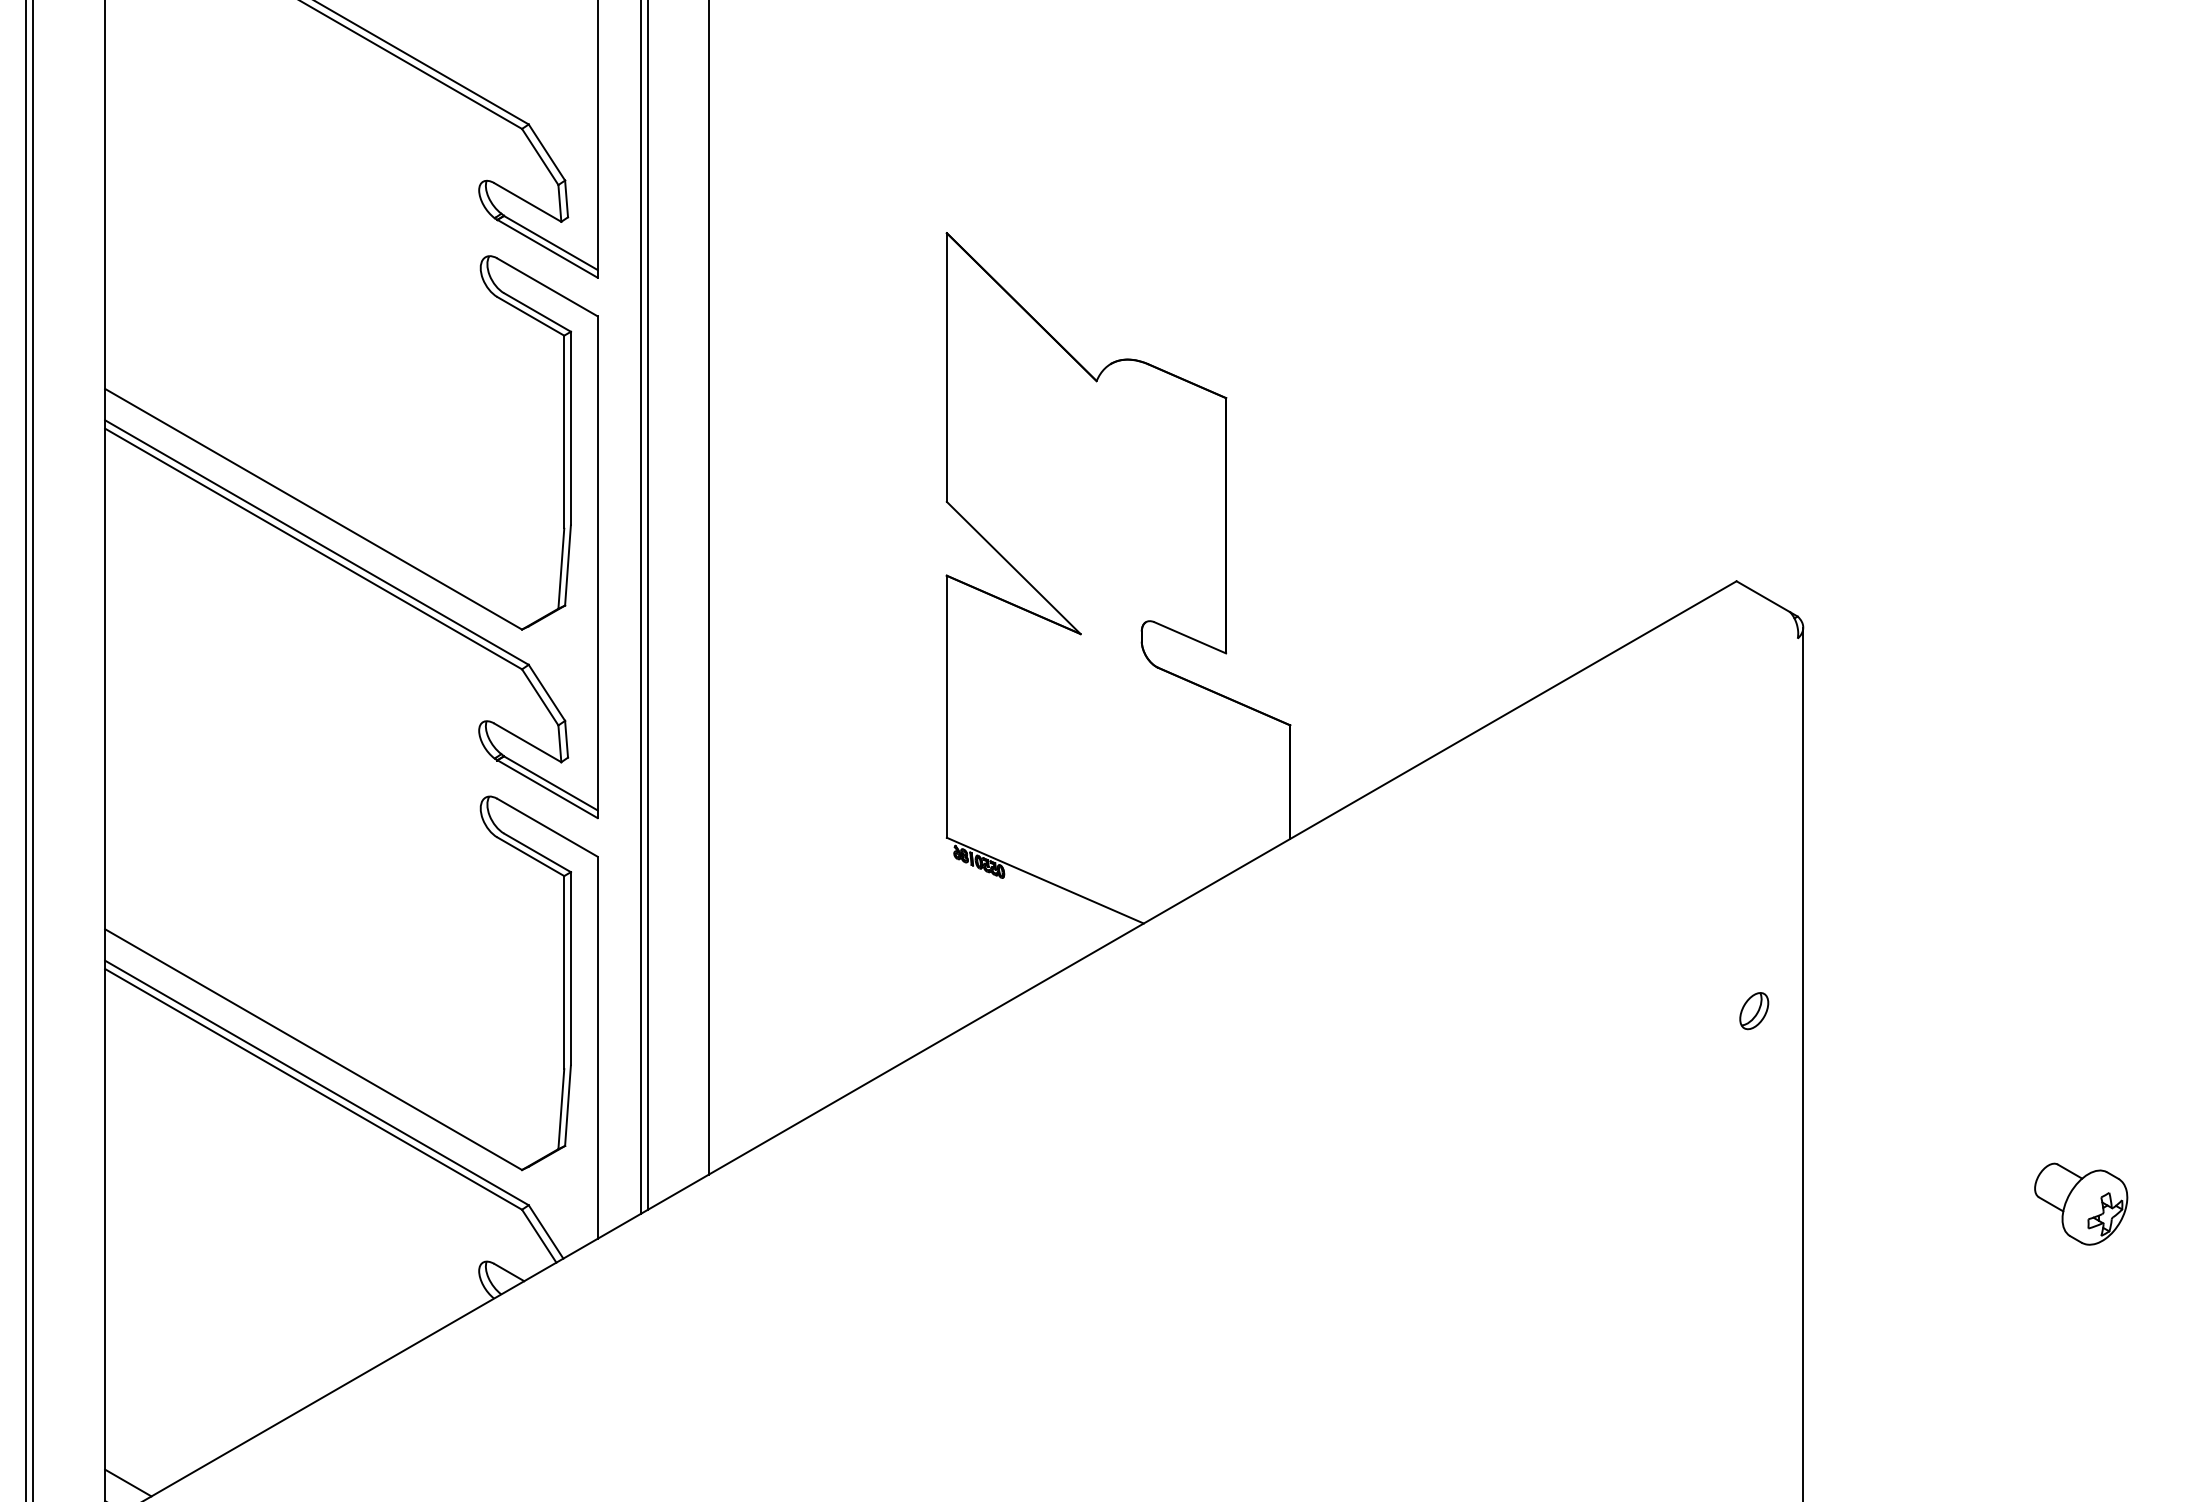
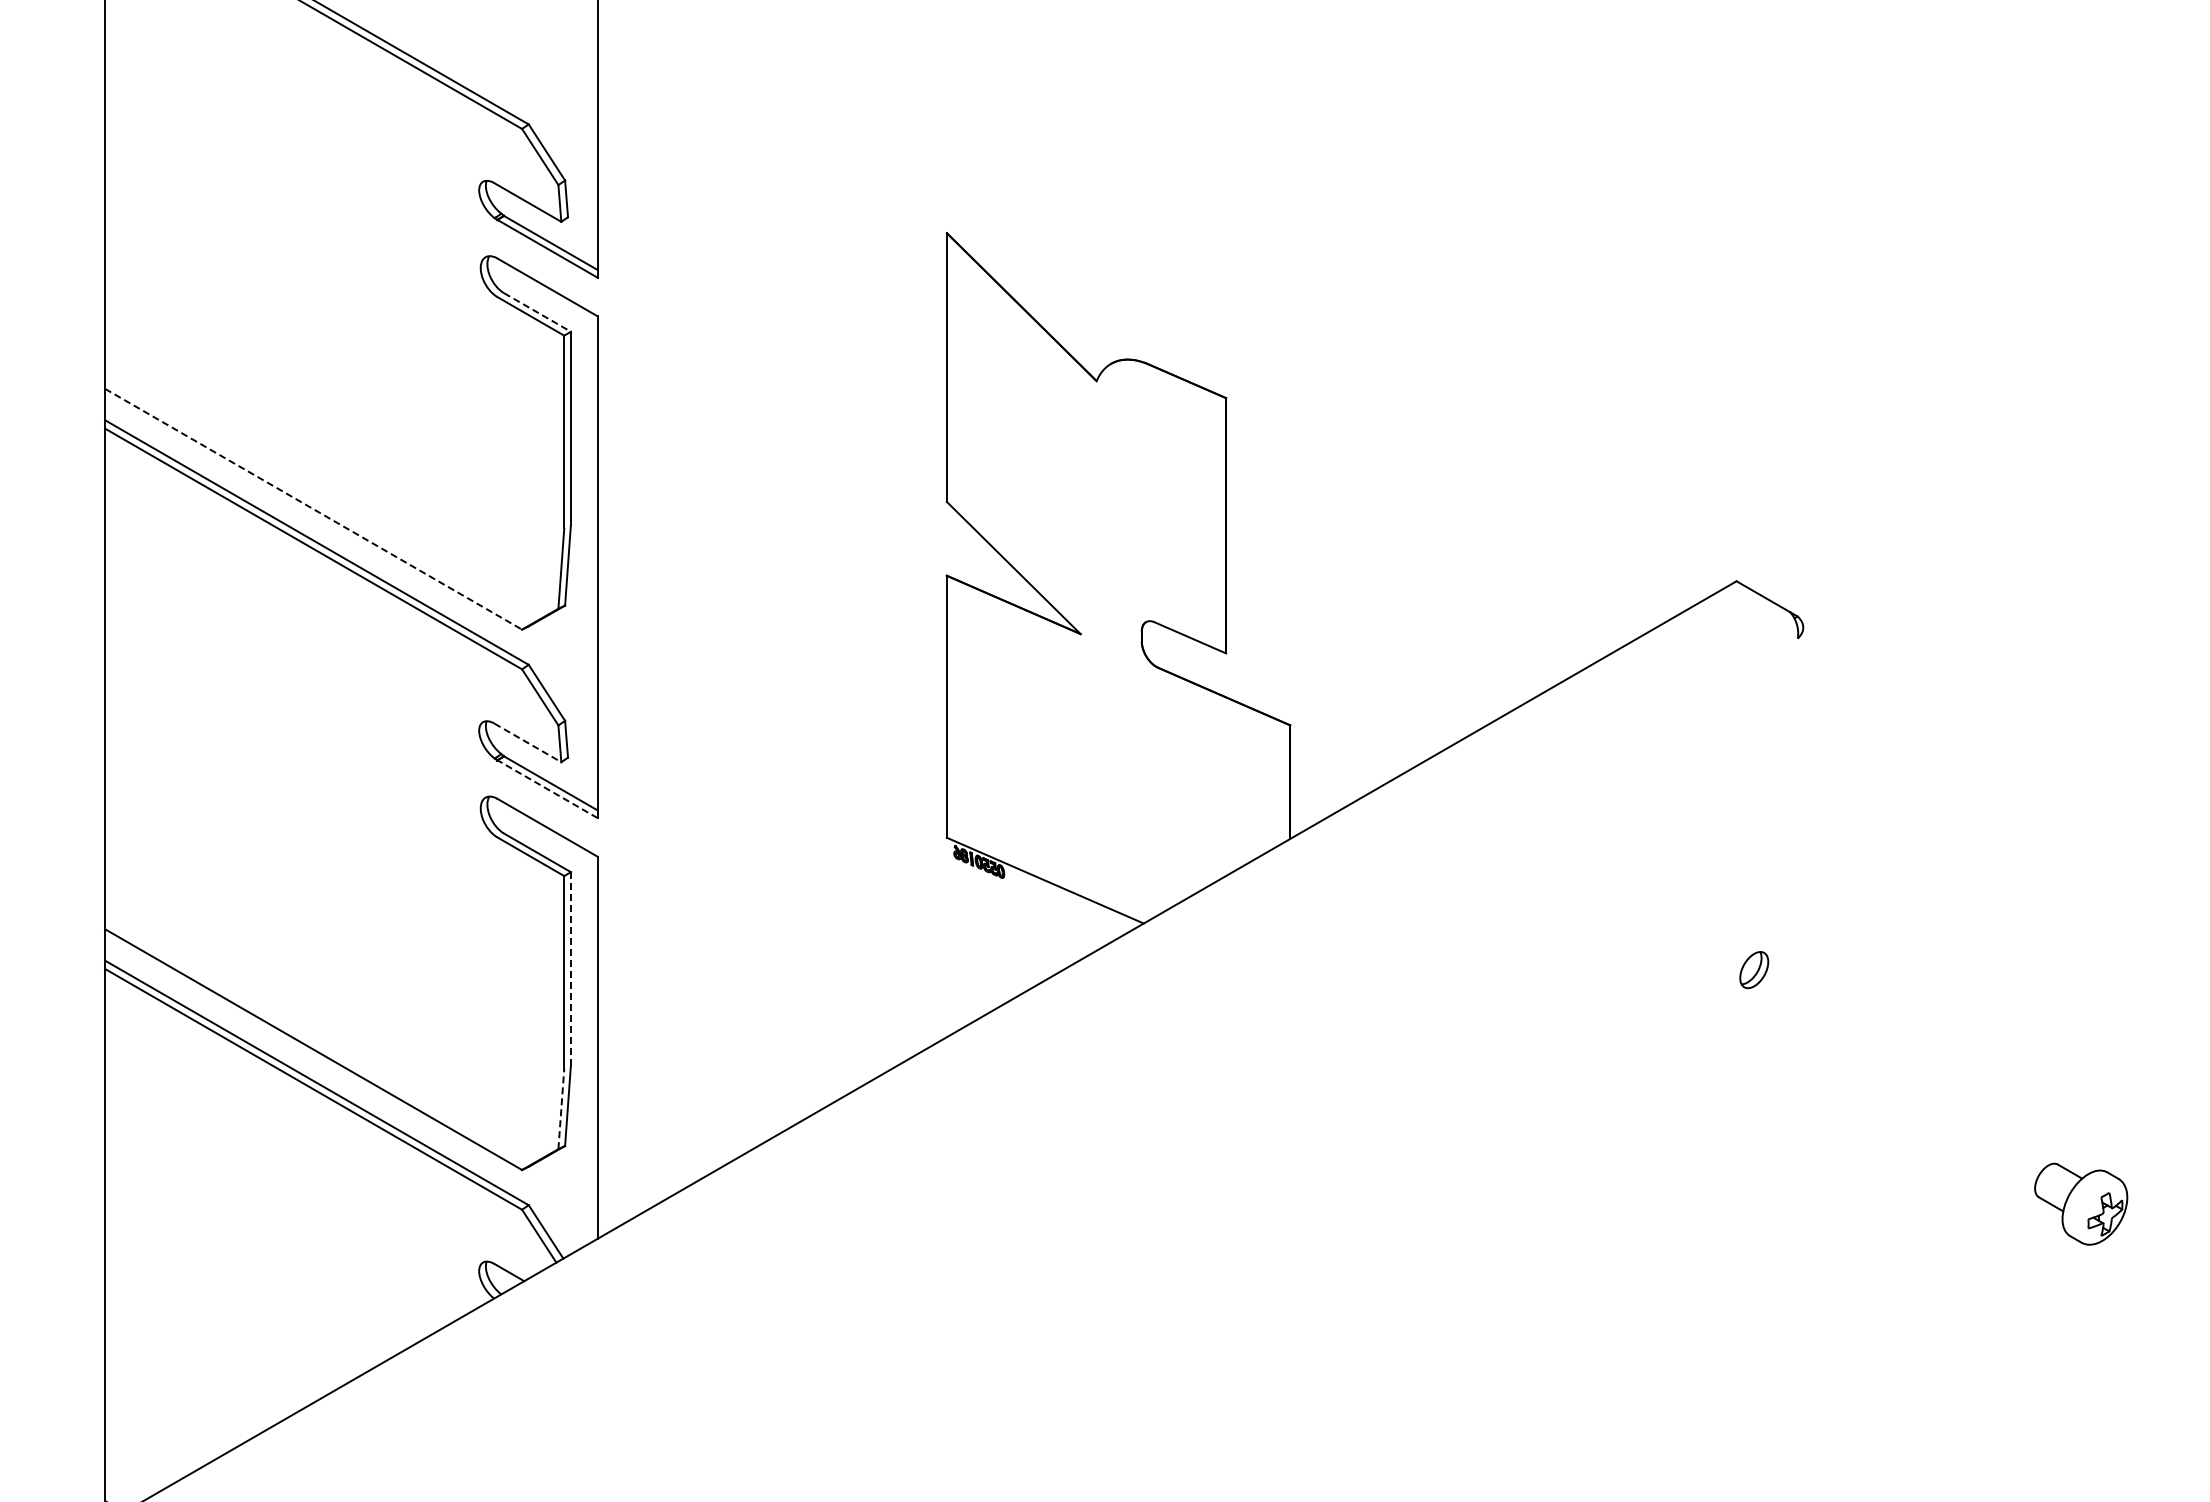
line: solid -> dashed (537, 312)
line: solid -> dashed (313, 509)
line: present -> none (708, 588)
line: present -> none (647, 605)
line: present -> none (641, 607)
line: solid -> dashed (527, 742)
line: present -> none (26, 750)
line: present -> none (32, 750)
line: solid -> dashed (547, 789)
line: solid -> dashed (570, 969)
part position: (1754, 1011) -> (1754, 970) (1754, 970)
line: present -> none (1803, 1062)
line: solid -> dashed (561, 1108)
line: present -> none (128, 1482)
